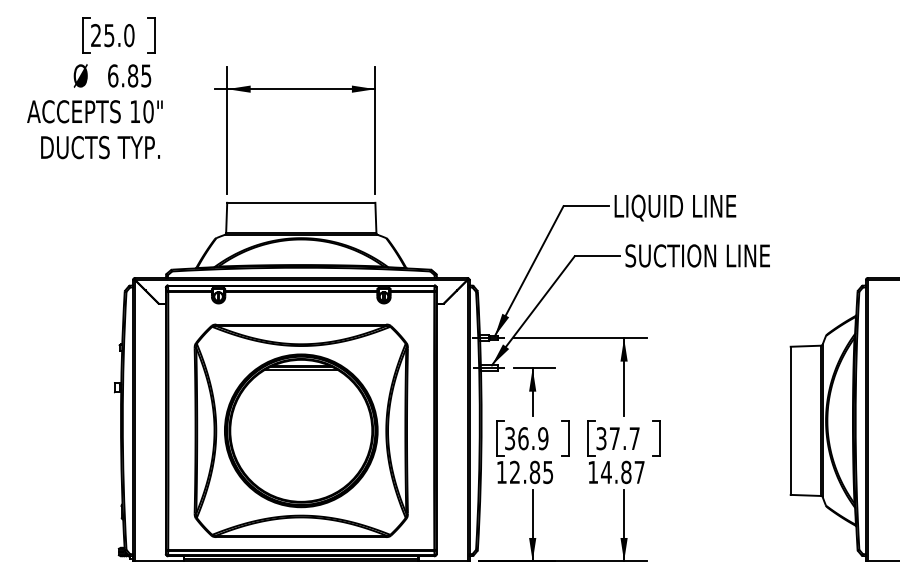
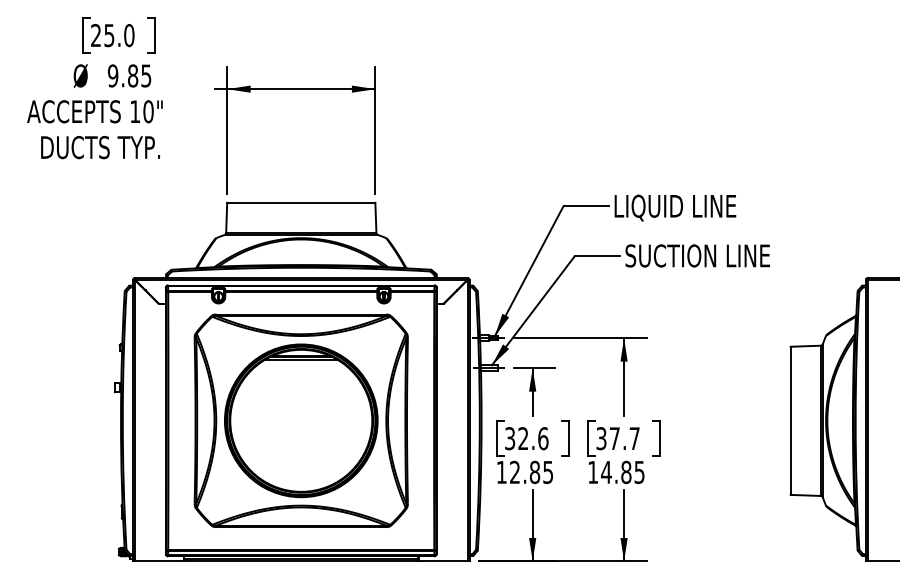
text: 6.85 -> 9.85 (113, 75)
part position: (300, 430) -> (300, 420) (300, 420)
text: 36.9 -> 32.6 (533, 438)
text: 14.87 -> 14.85 (639, 472)
